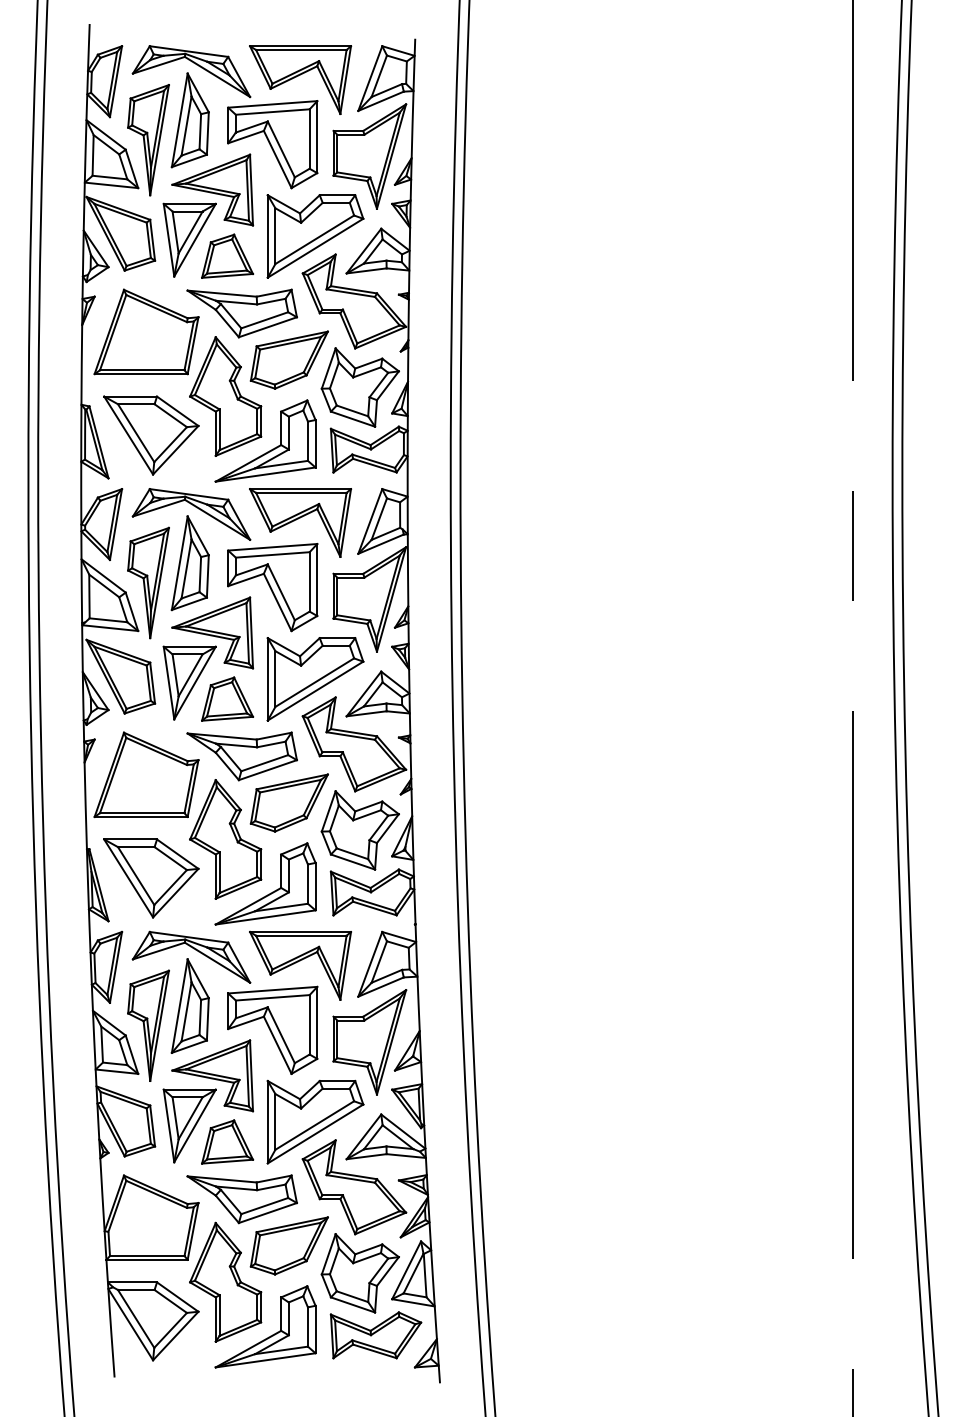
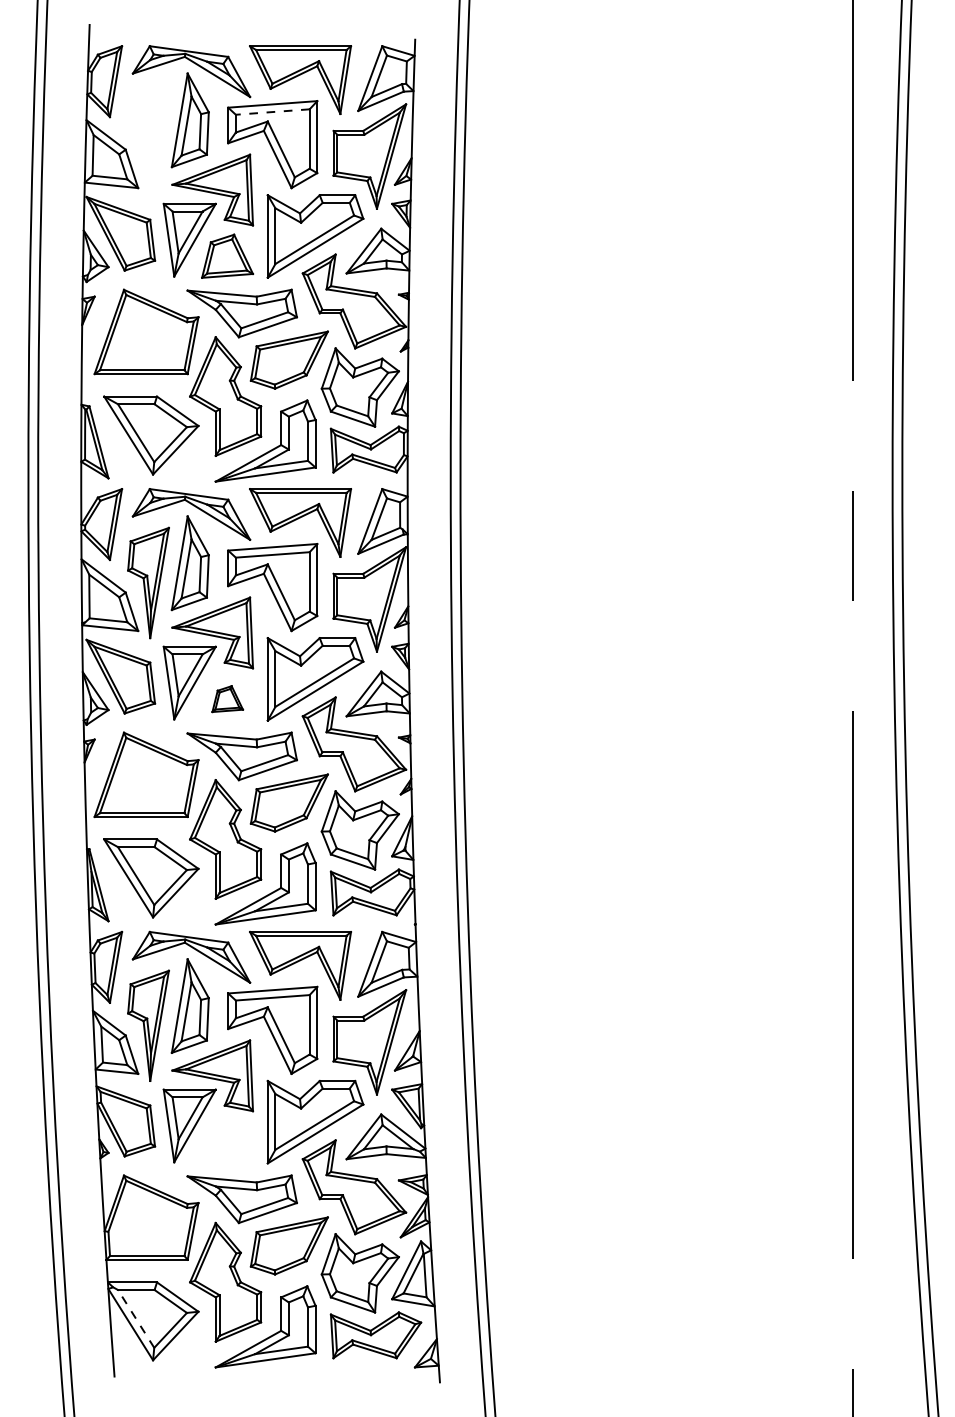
line: solid -> dashed (272, 112)
part: present -> none (148, 140)
part size: 54x46 px -> 34x29 px (227, 699)
part: present -> none (227, 1141)
line: solid -> dashed (135, 1318)
